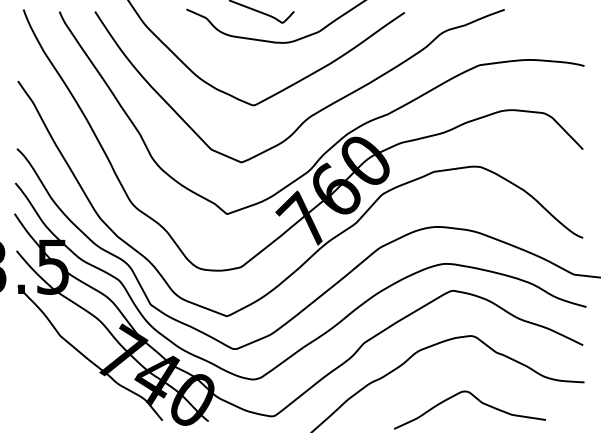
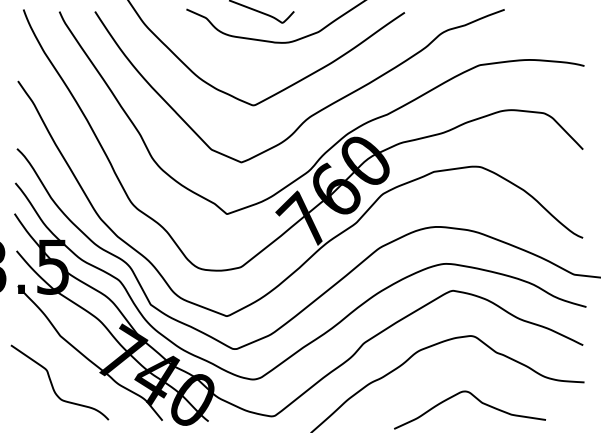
curve: none -> present (53, 385)
